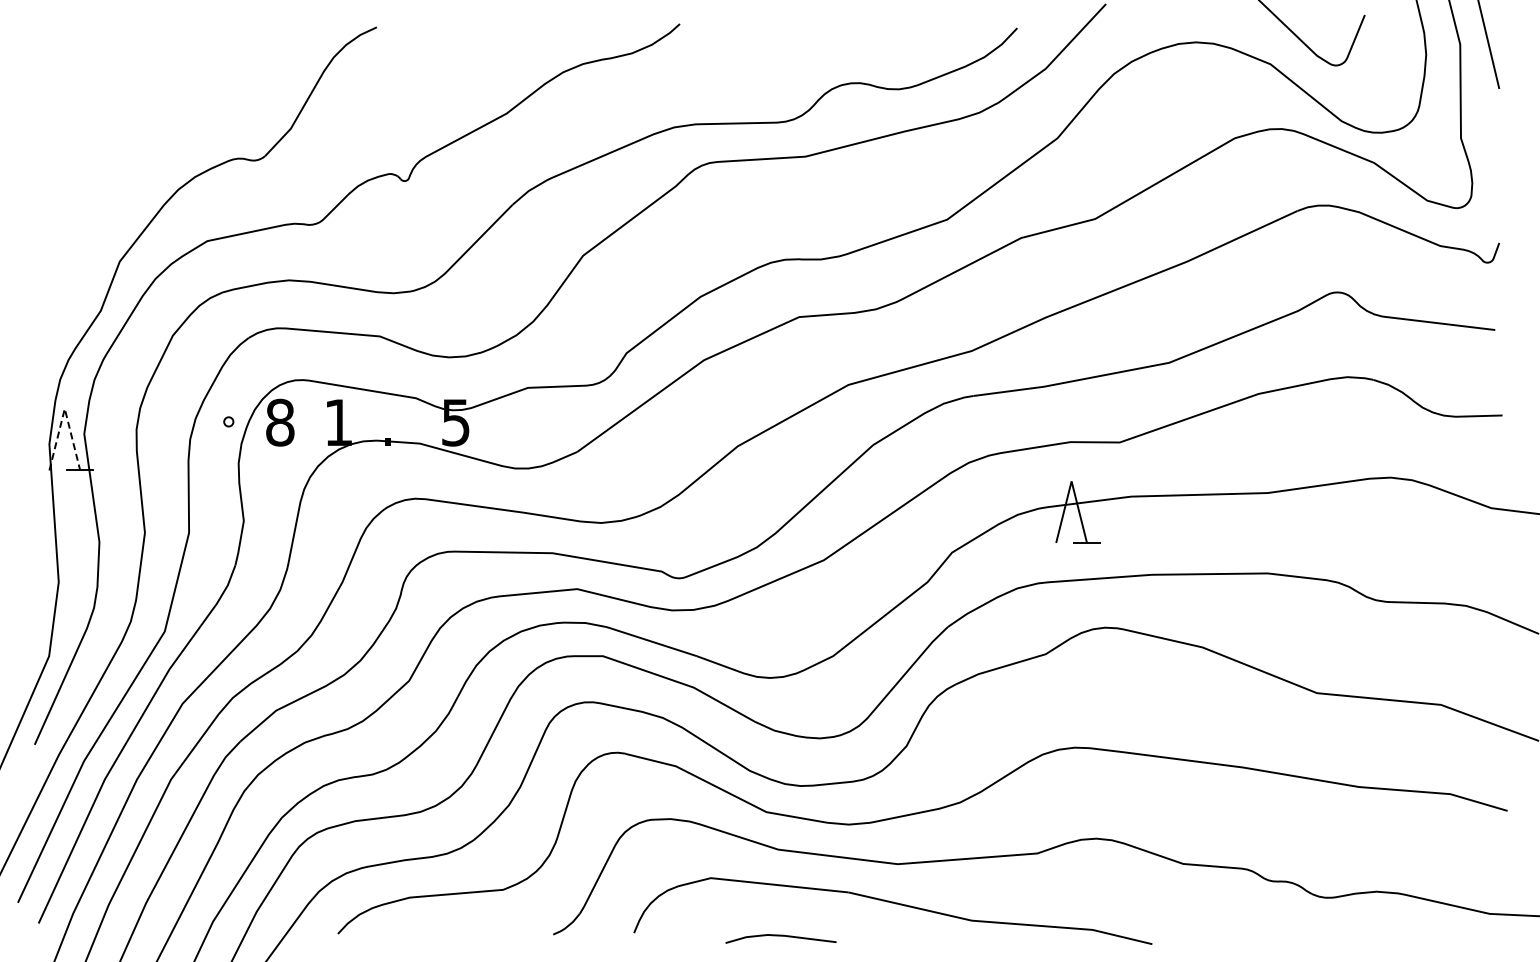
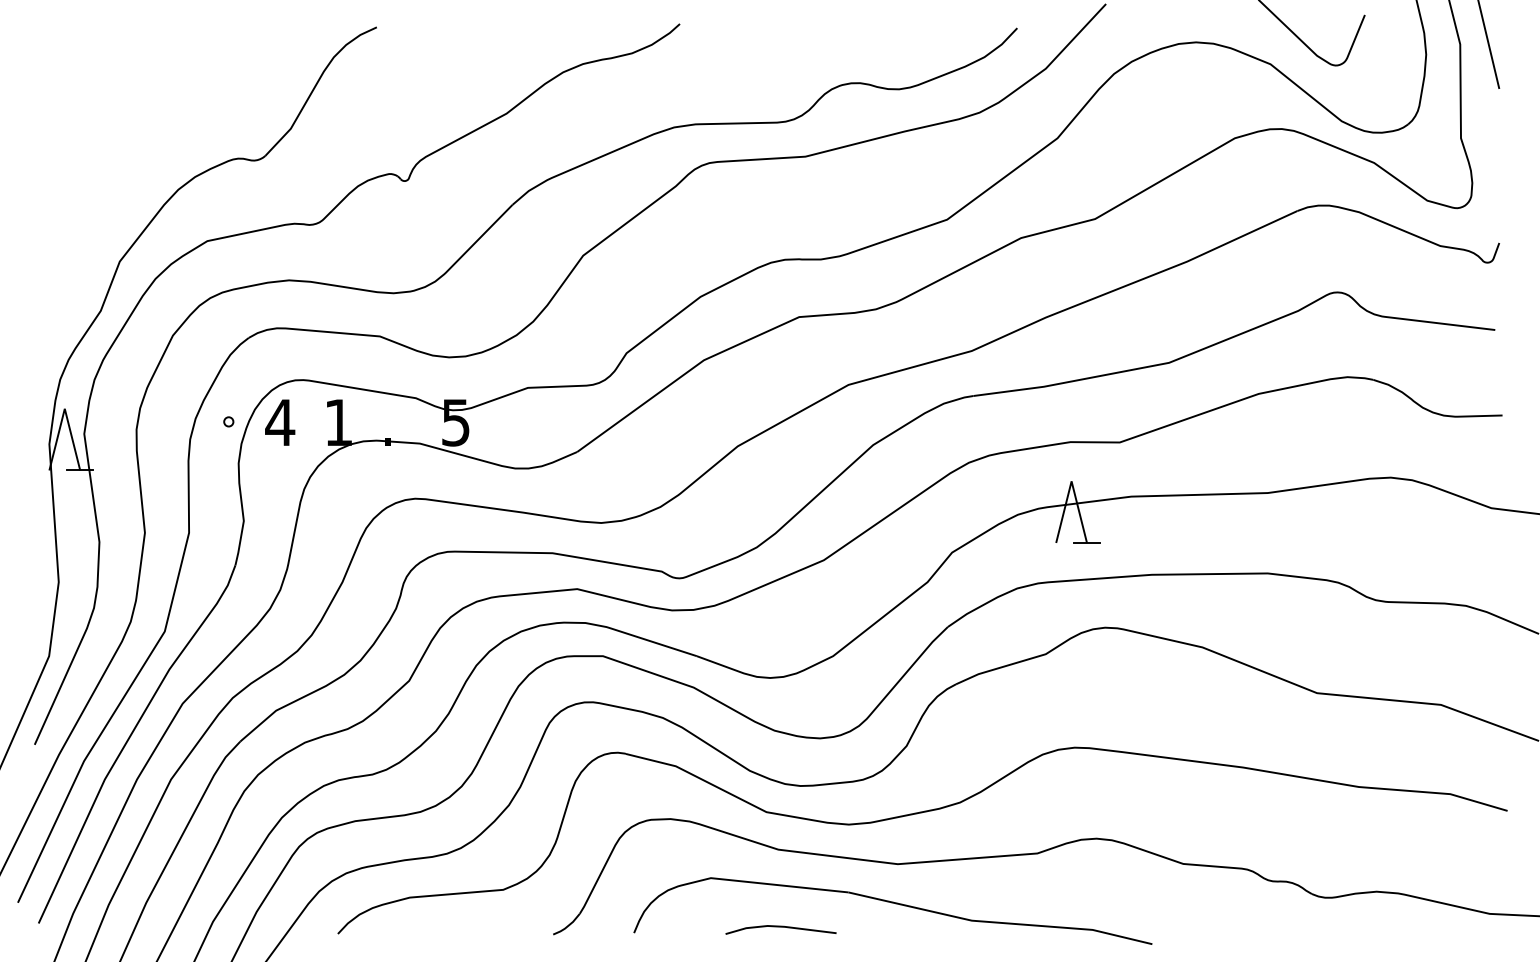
line: dashed -> solid (64, 408)
text: 8 -> 4 (280, 422)
line position: (780, 936) -> (780, 927) (780, 927)
